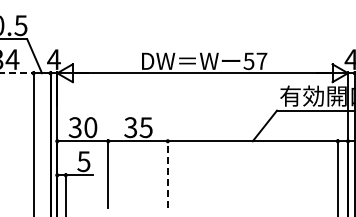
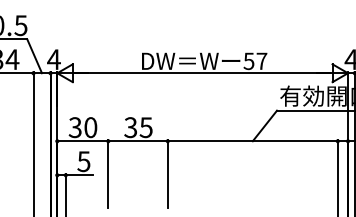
line: dashed -> solid (17, 73)
line: dashed -> solid (167, 173)
